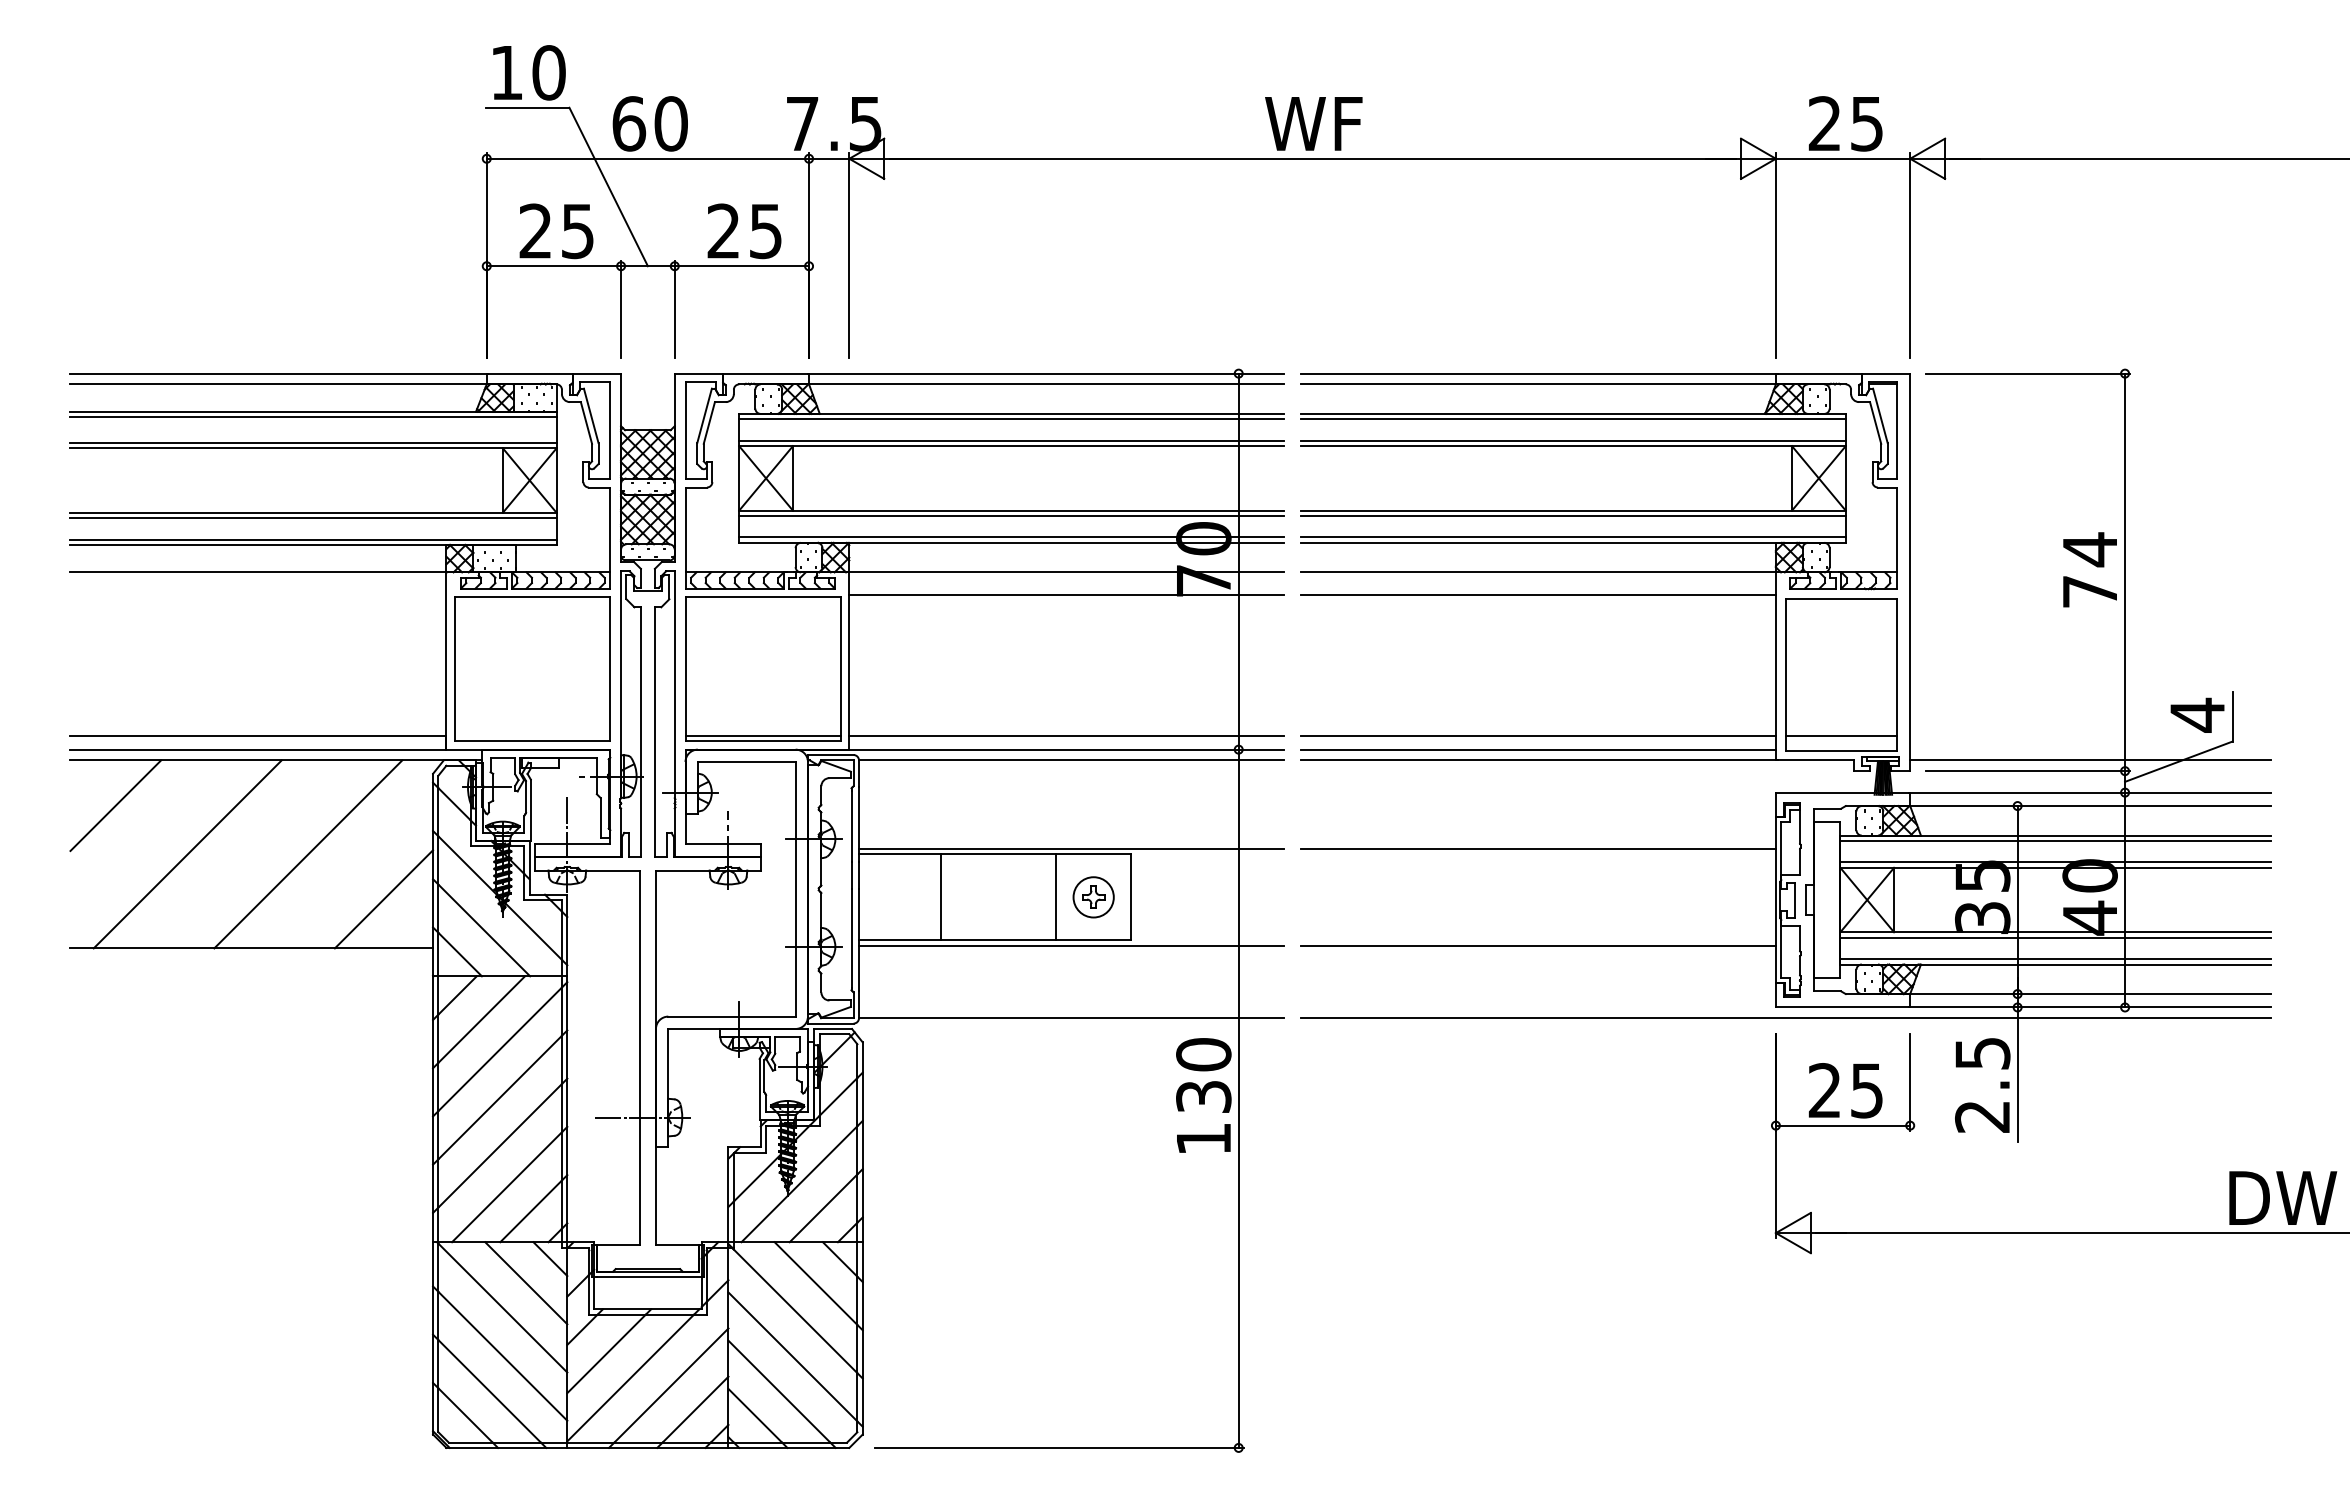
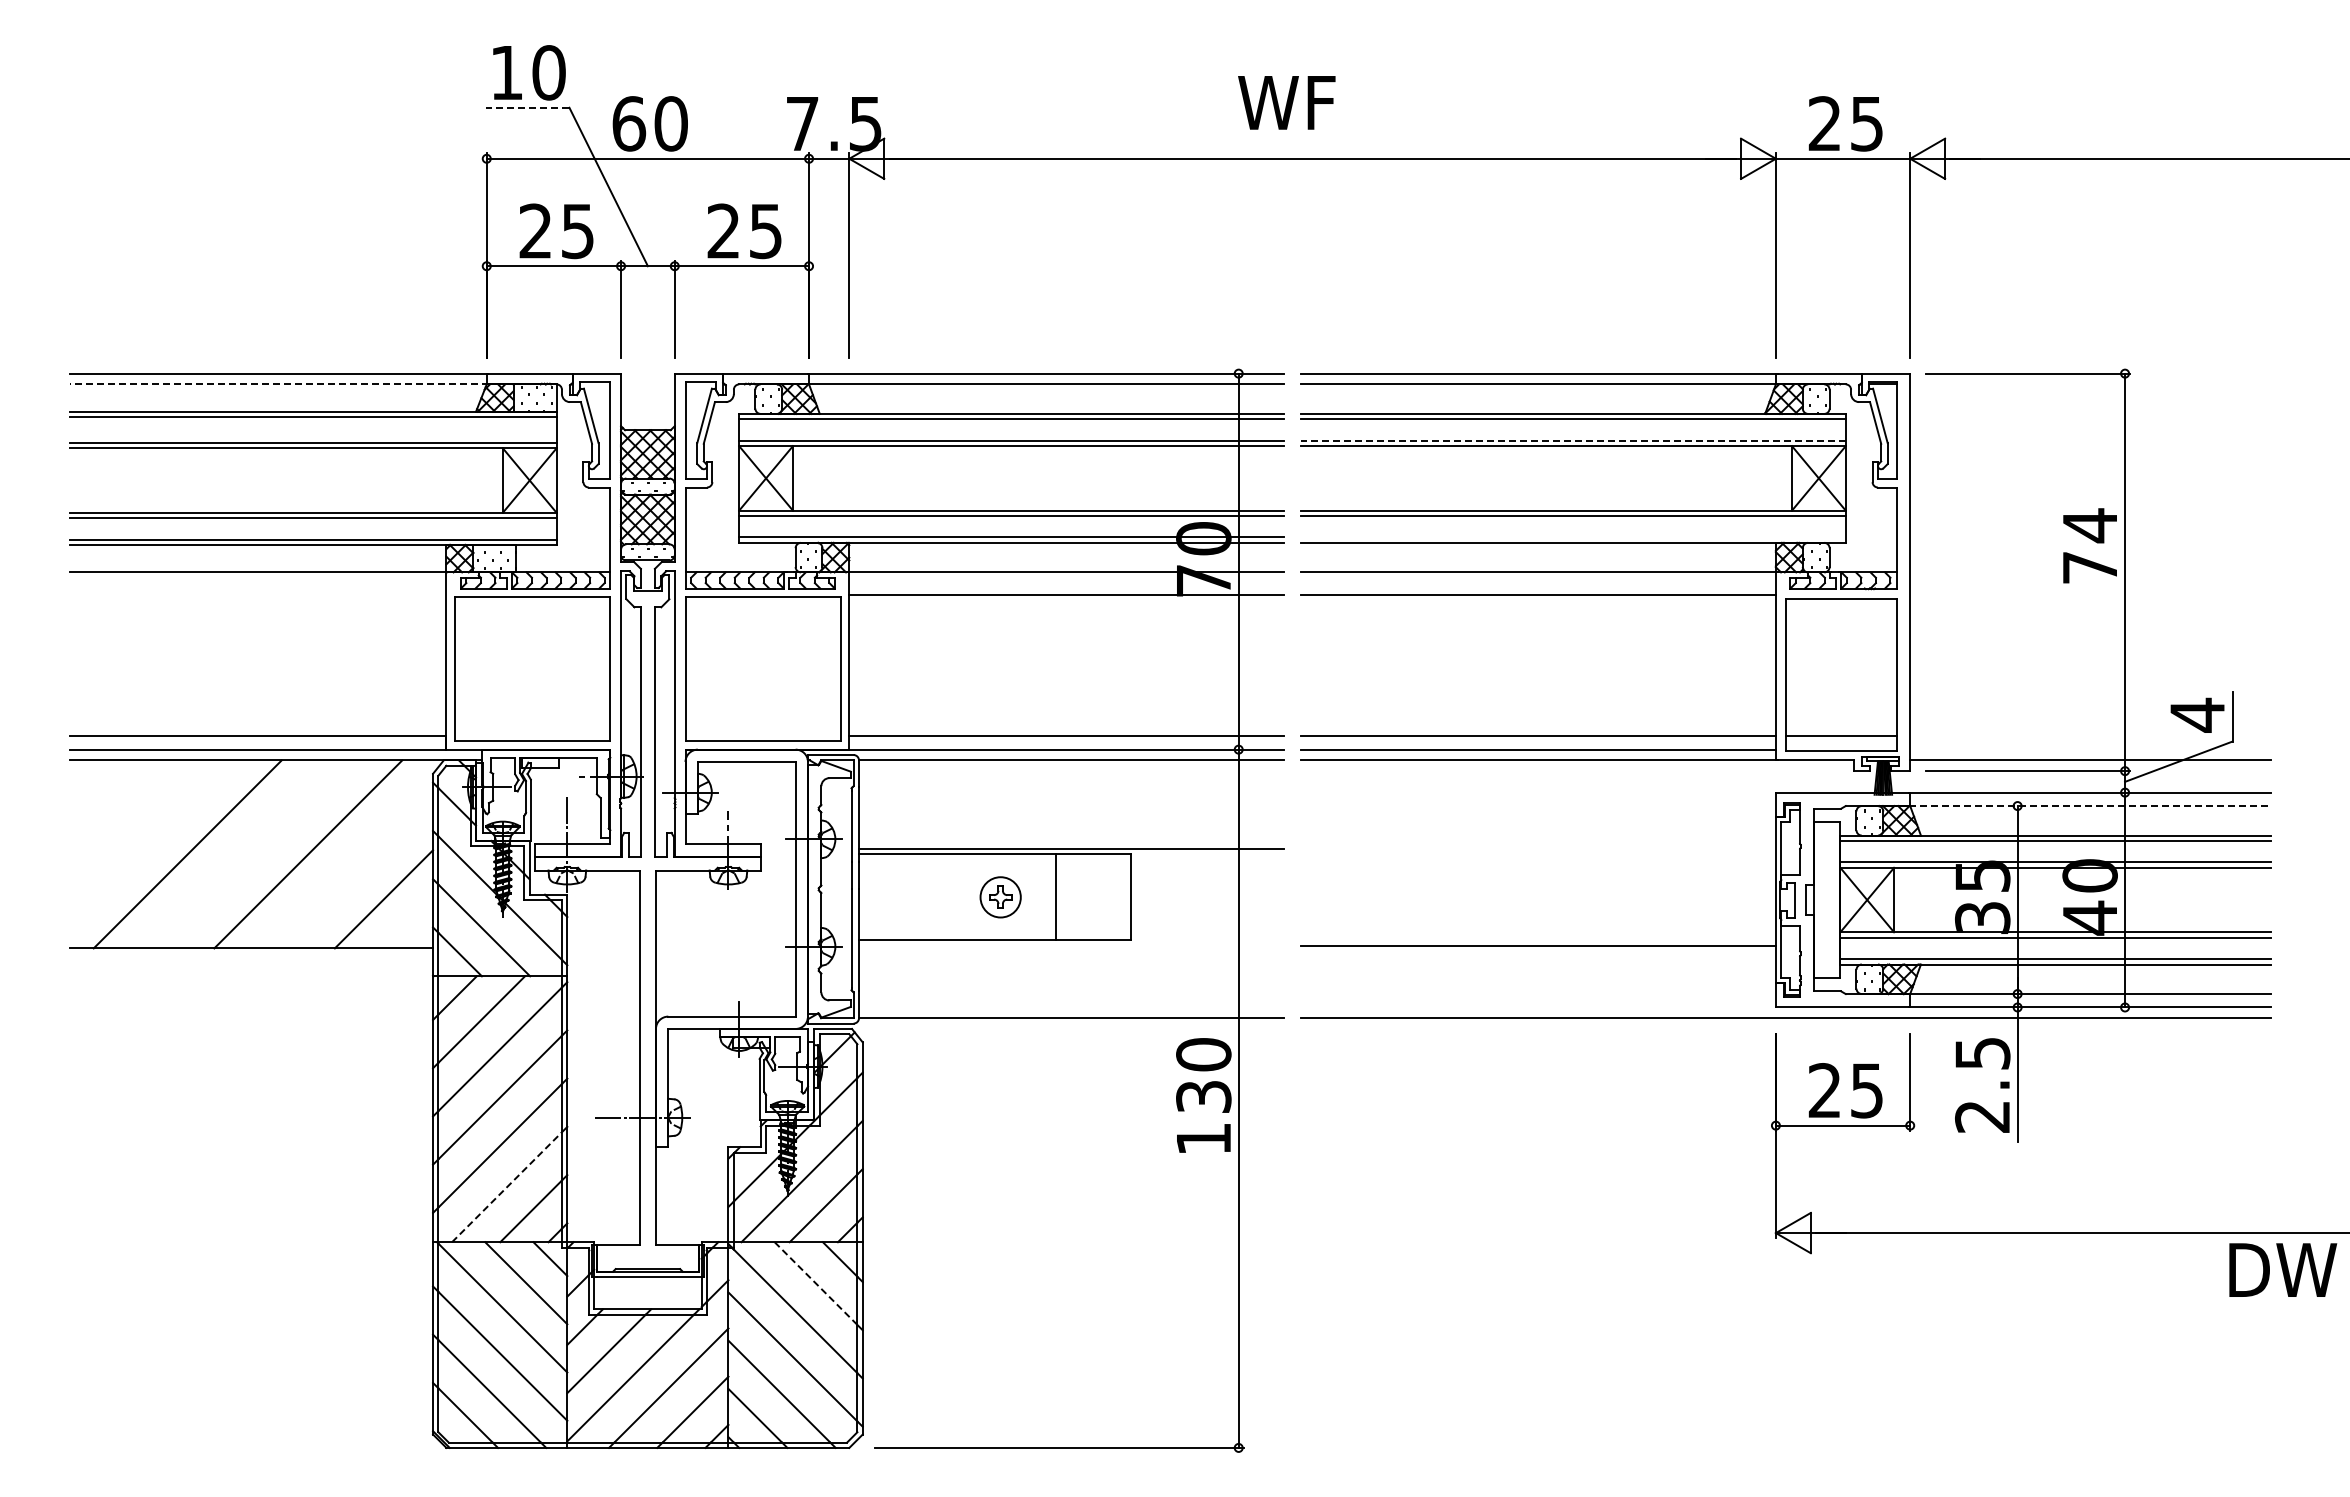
line: solid -> dashed (527, 107)
text position: (1313, 123) -> (1286, 102) (1286, 102)
line: solid -> dashed (279, 384)
line: solid -> dashed (1573, 440)
line: present -> none (1572, 537)
text position: (2089, 569) -> (2089, 545) (2089, 545)
line: present -> none (762, 736)
line: present -> none (115, 805)
line: solid -> dashed (2090, 806)
line: present -> none (1537, 849)
line: present -> none (940, 897)
part position: (1093, 897) -> (1000, 897) (1000, 897)
line: present -> none (1071, 945)
line: solid -> dashed (507, 1187)
text position: (2283, 1197) -> (2283, 1269) (2283, 1269)
line: solid -> dashed (815, 1283)
